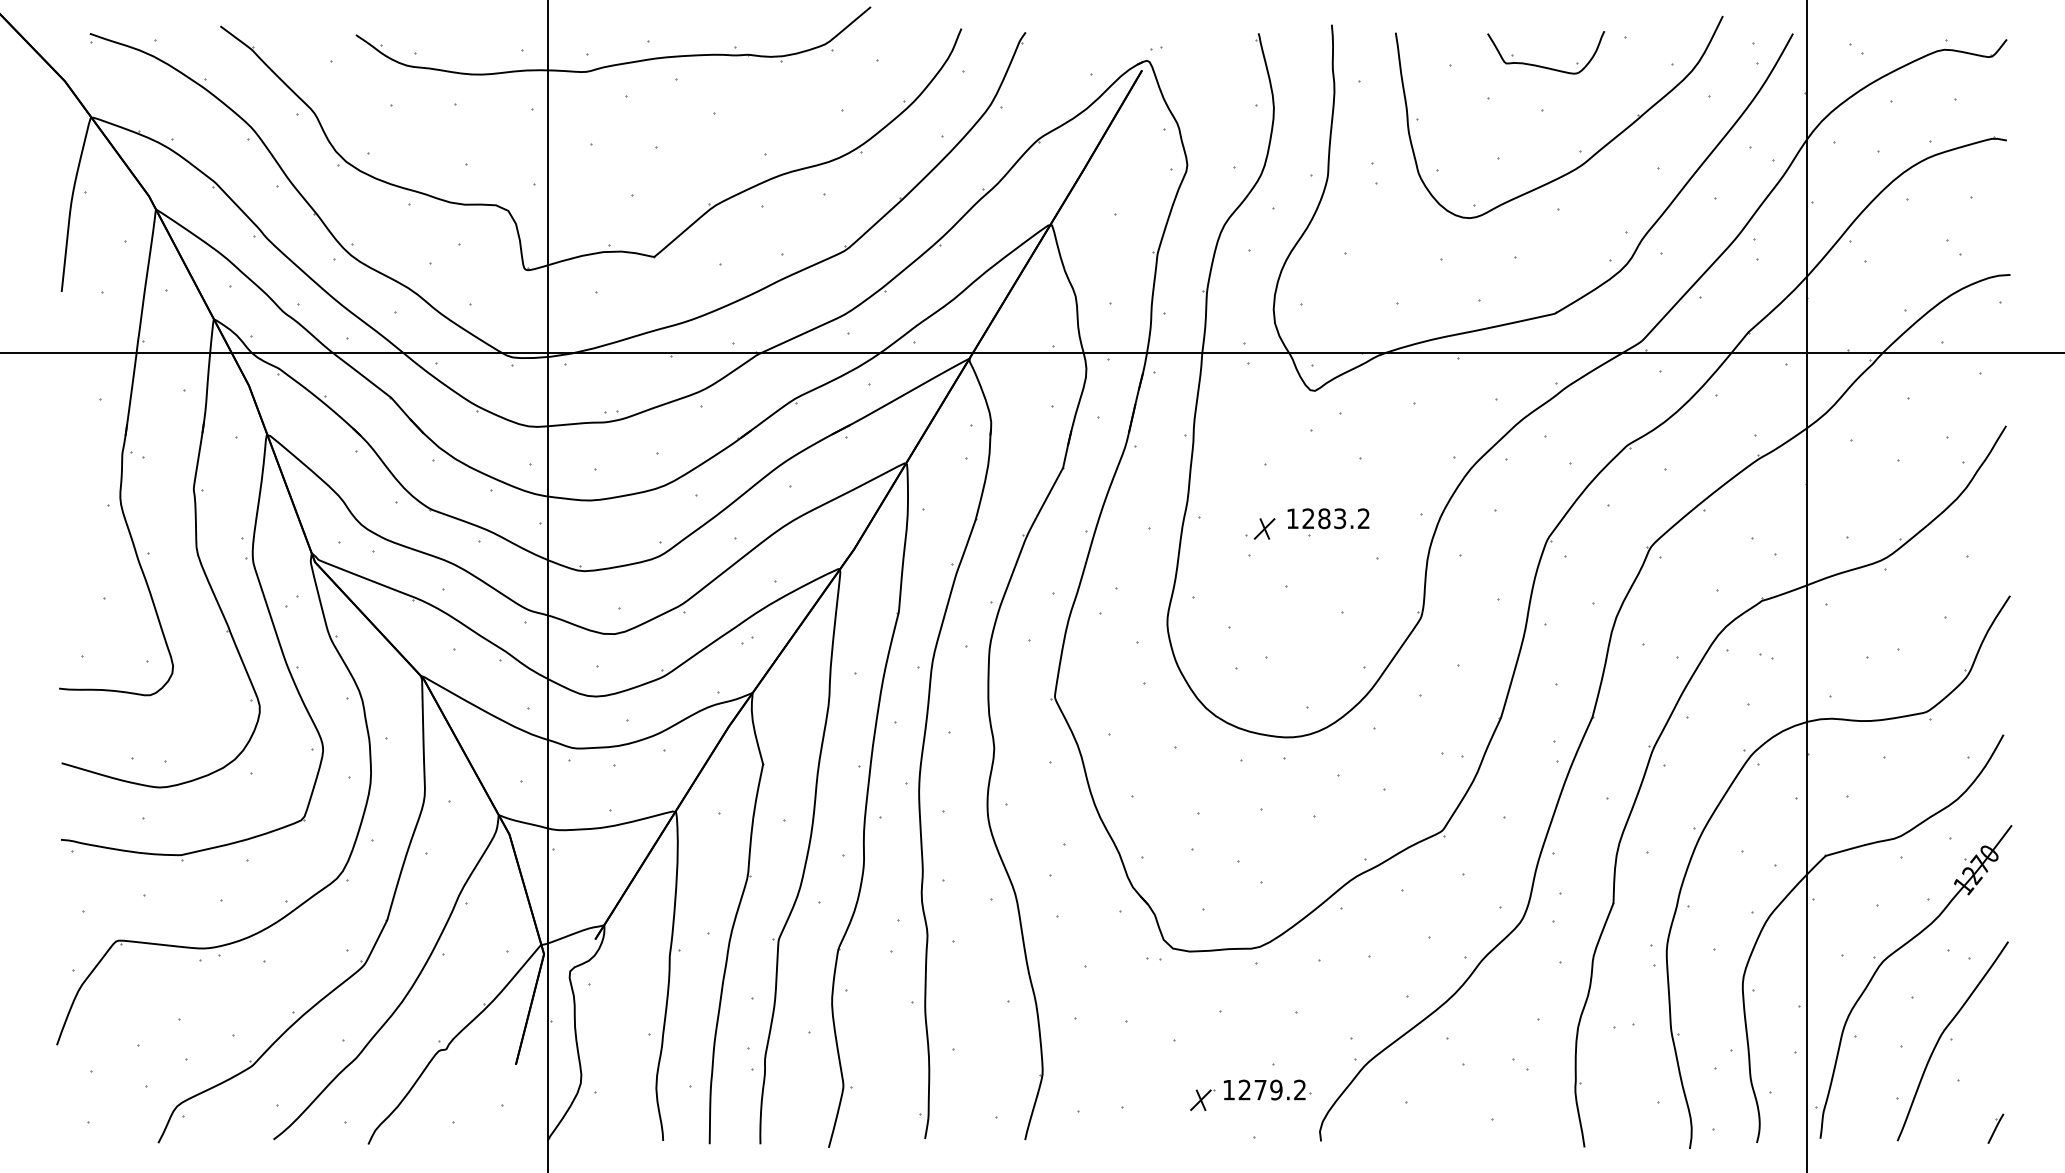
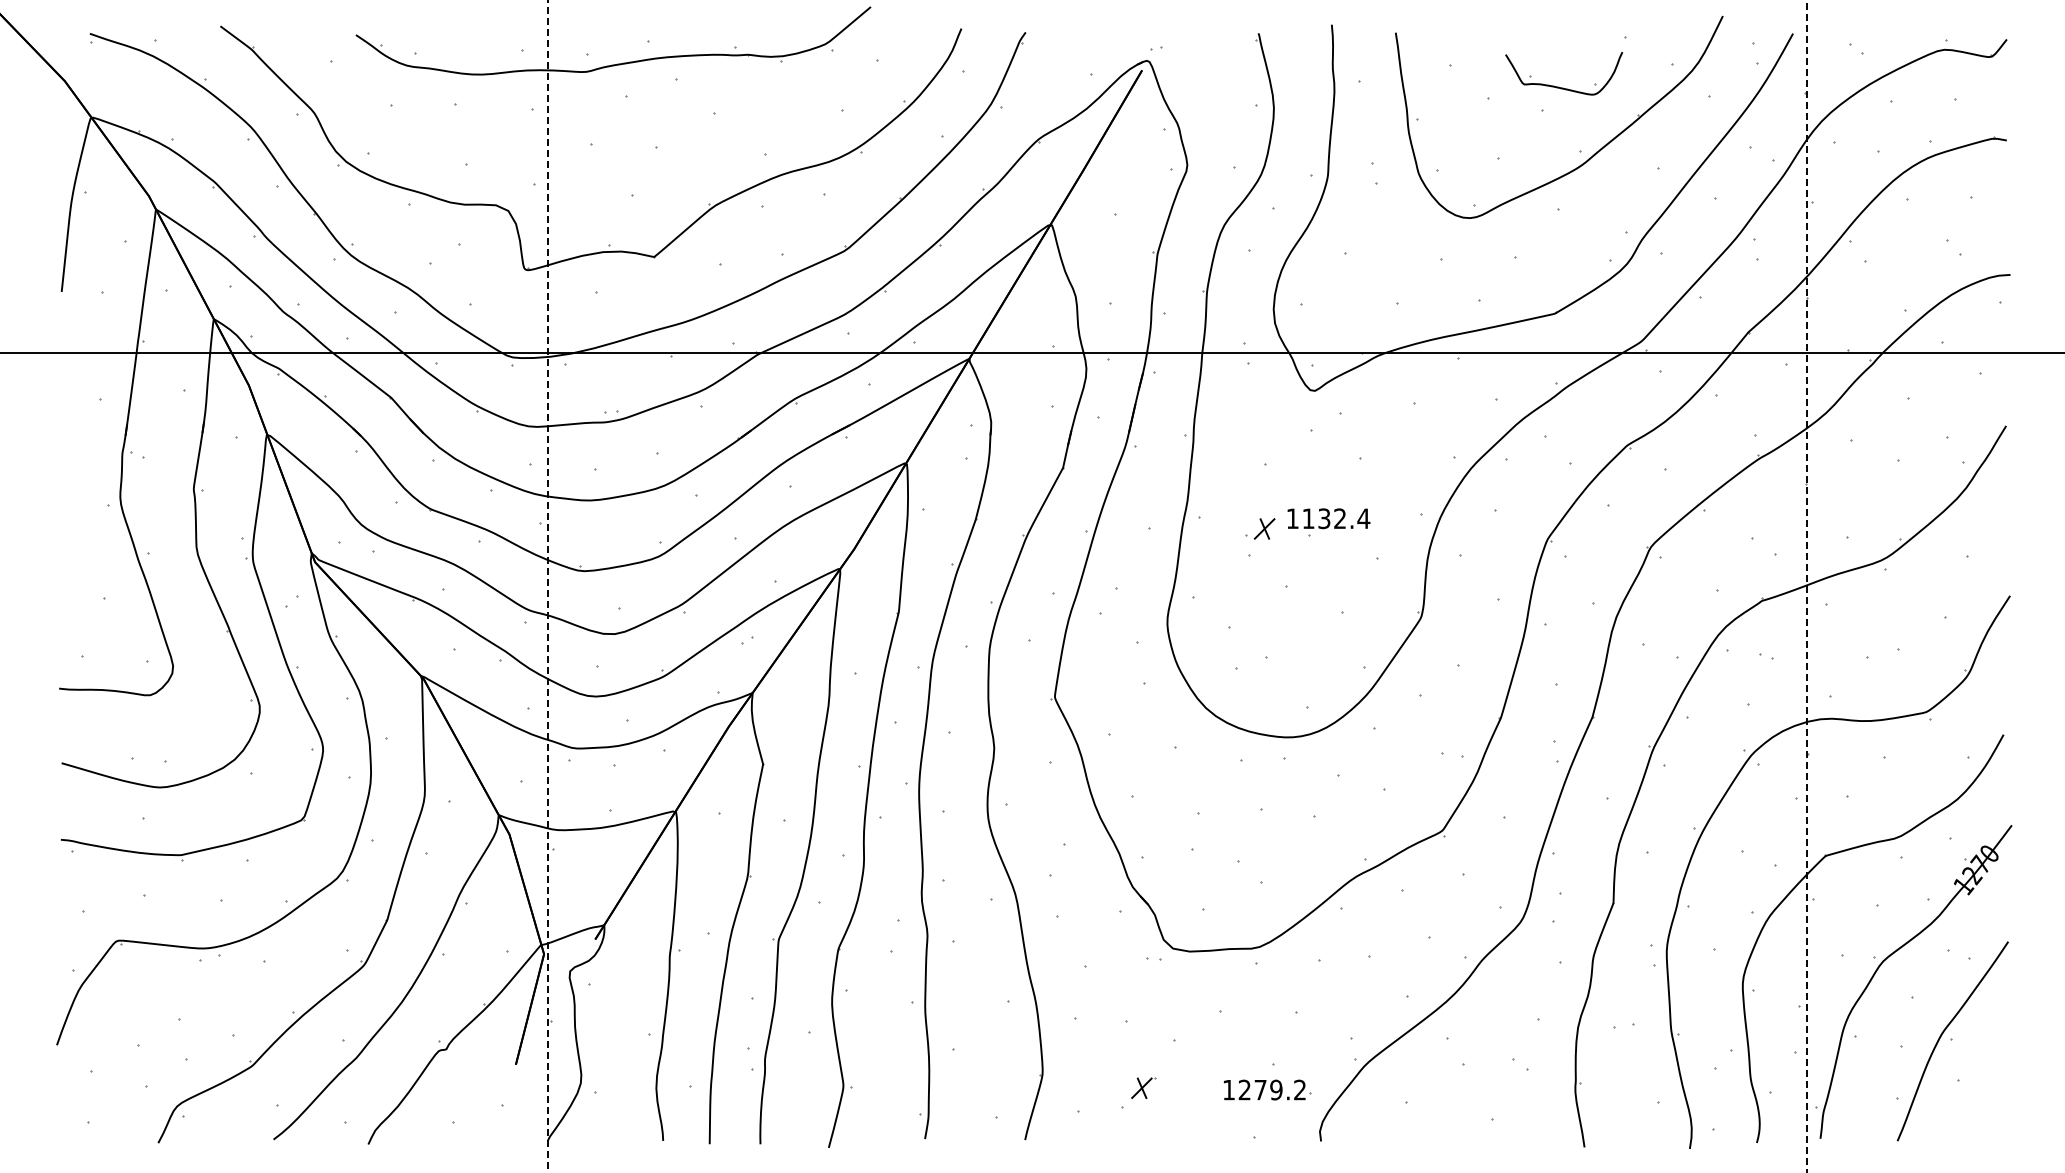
part position: (1545, 66) -> (1563, 87) (1563, 87)
text: 1283.2 -> 1132.4 (1336, 518)
line: solid -> dashed (548, 585)
line: solid -> dashed (1806, 586)
part position: (1202, 1099) -> (1143, 1087) (1143, 1087)
part: present -> none (1995, 1128)
